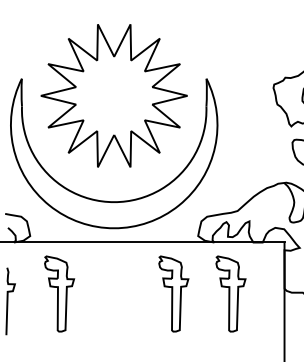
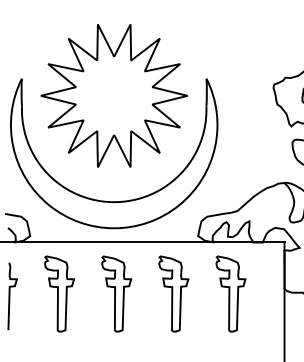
part: none -> present (116, 293)
curve position: (8, 301) -> (10, 296) (10, 296)
